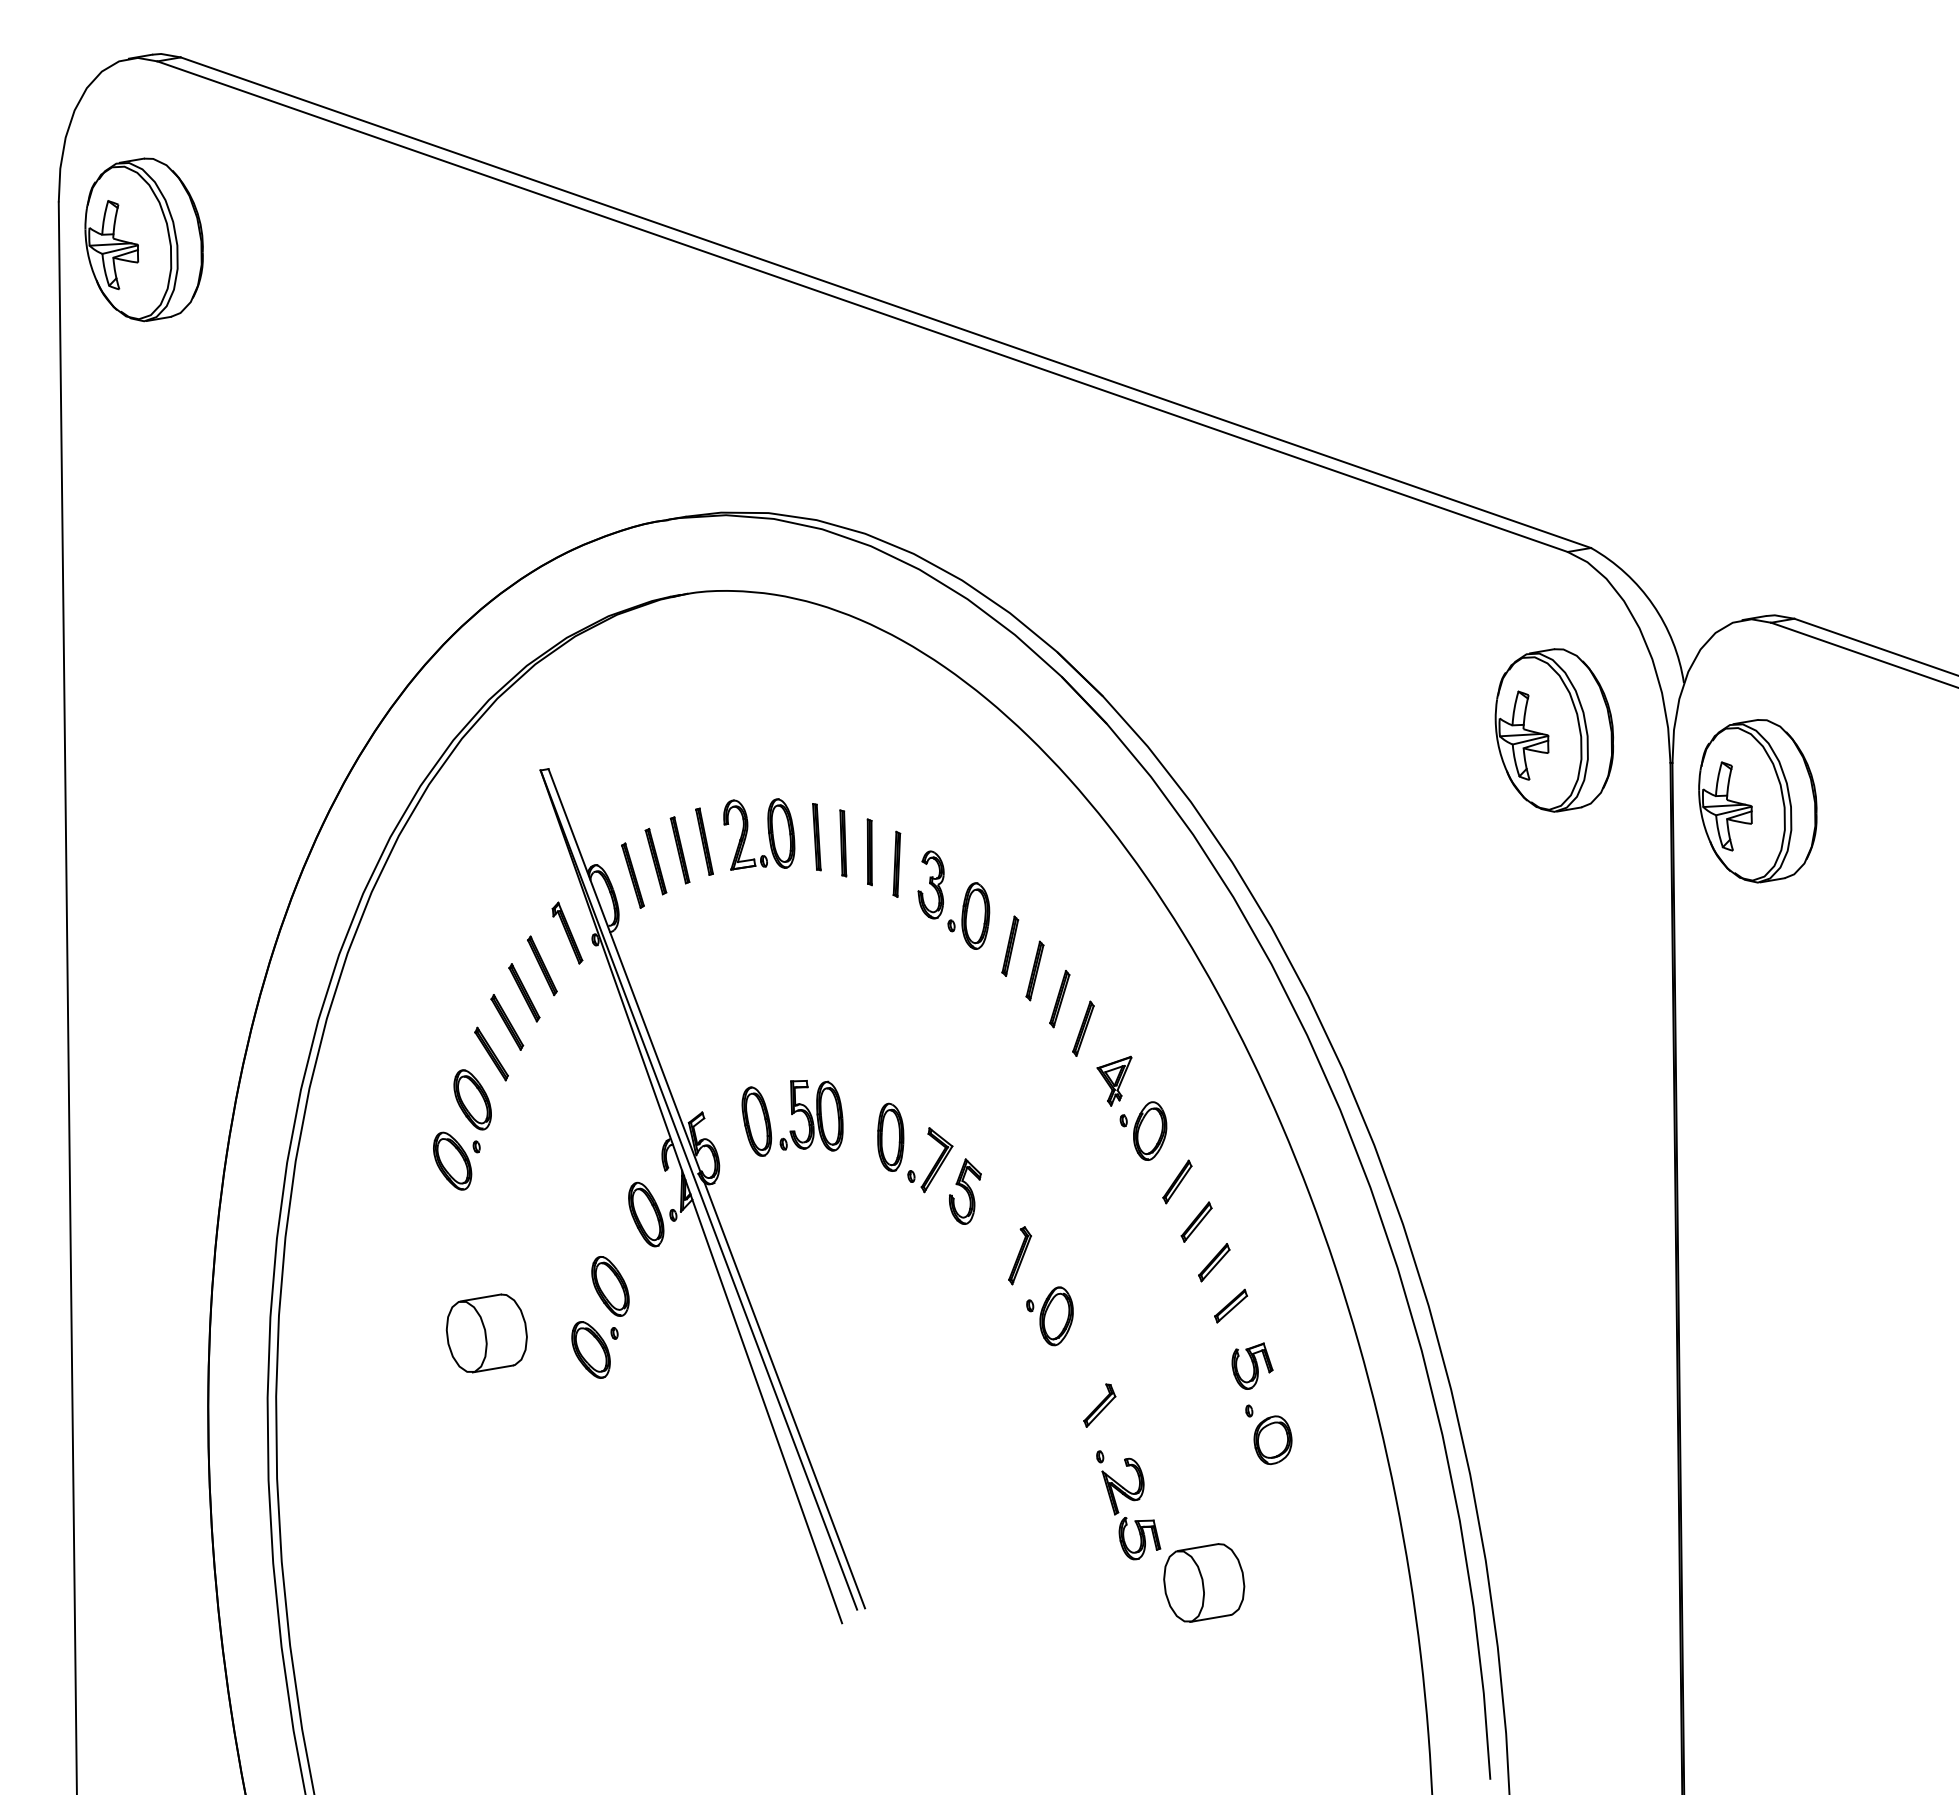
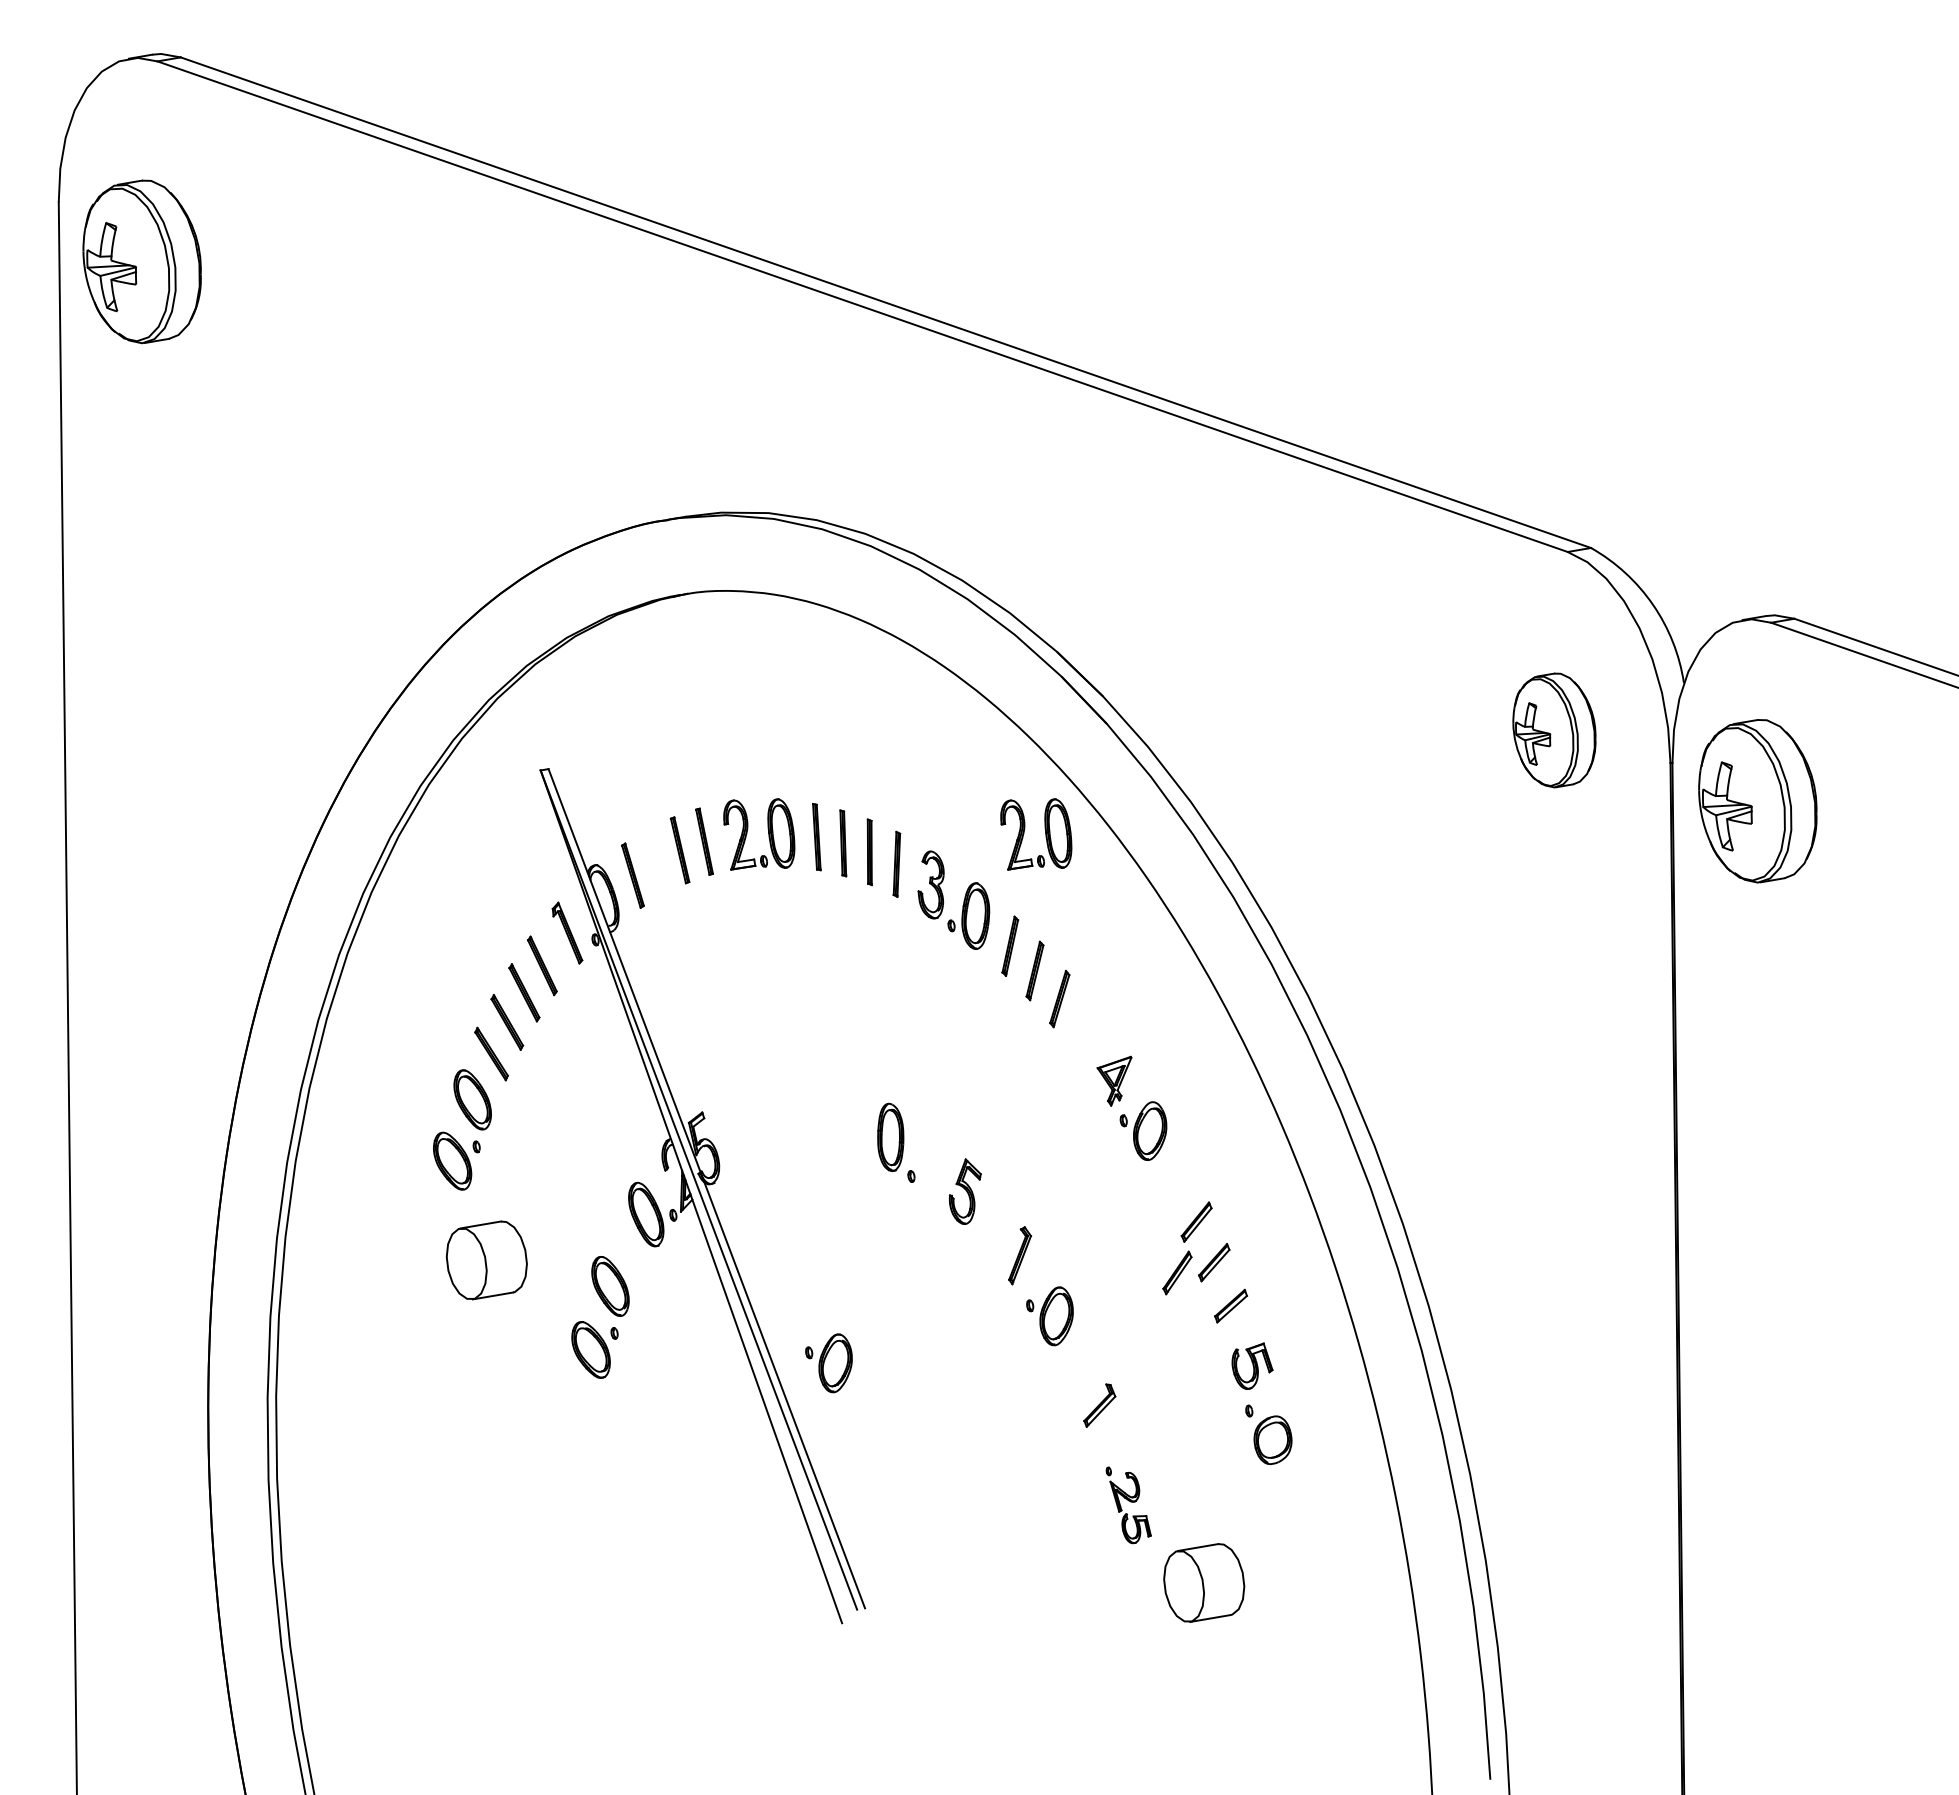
part position: (143, 239) -> (141, 261) (141, 261)
part size: 121x165 px -> 85x117 px (1554, 730)
part: none -> present (1045, 834)
part: present -> none (655, 861)
part: present -> none (1083, 1028)
part: present -> none (792, 1118)
part: present -> none (936, 1160)
part position: (1177, 1181) -> (1177, 1272) (1177, 1272)
part position: (486, 1333) -> (486, 1260) (486, 1260)
part: none -> present (828, 1363)
part size: 66x111 px -> 47x79 px (1128, 1505)
